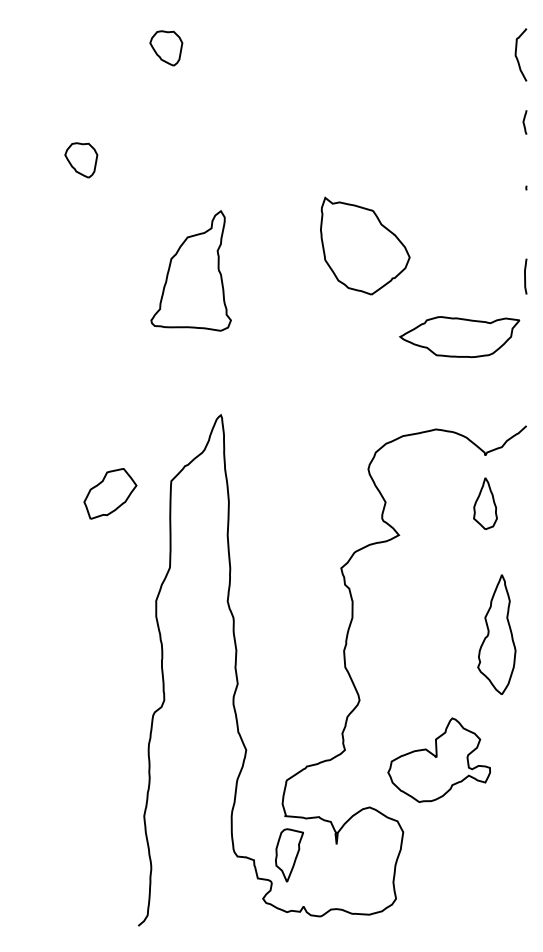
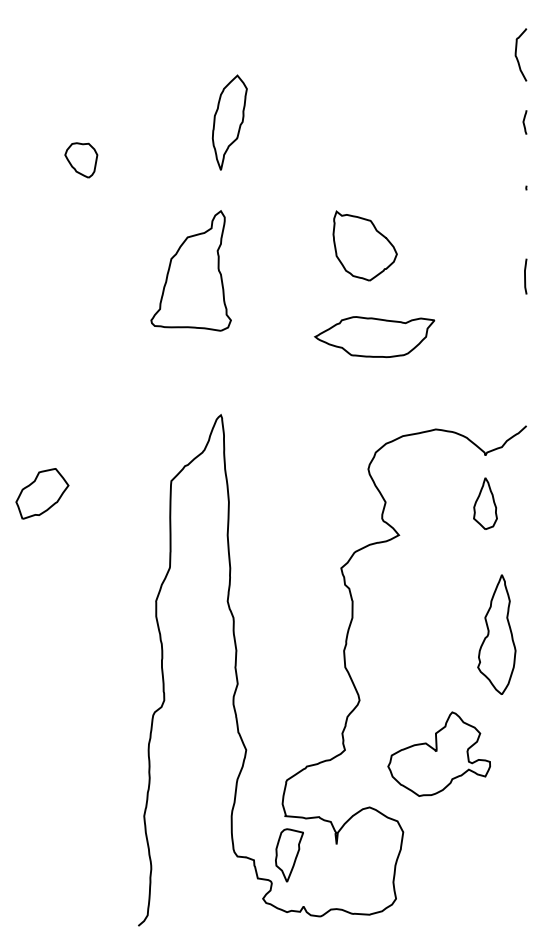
part: present -> none (166, 48)
part: none -> present (229, 122)
part size: 91x100 px -> 66x72 px (364, 245)
part position: (459, 337) -> (374, 337) (374, 337)
part position: (110, 493) -> (42, 493) (42, 493)
part position: (438, 759) -> (438, 753) (438, 753)
